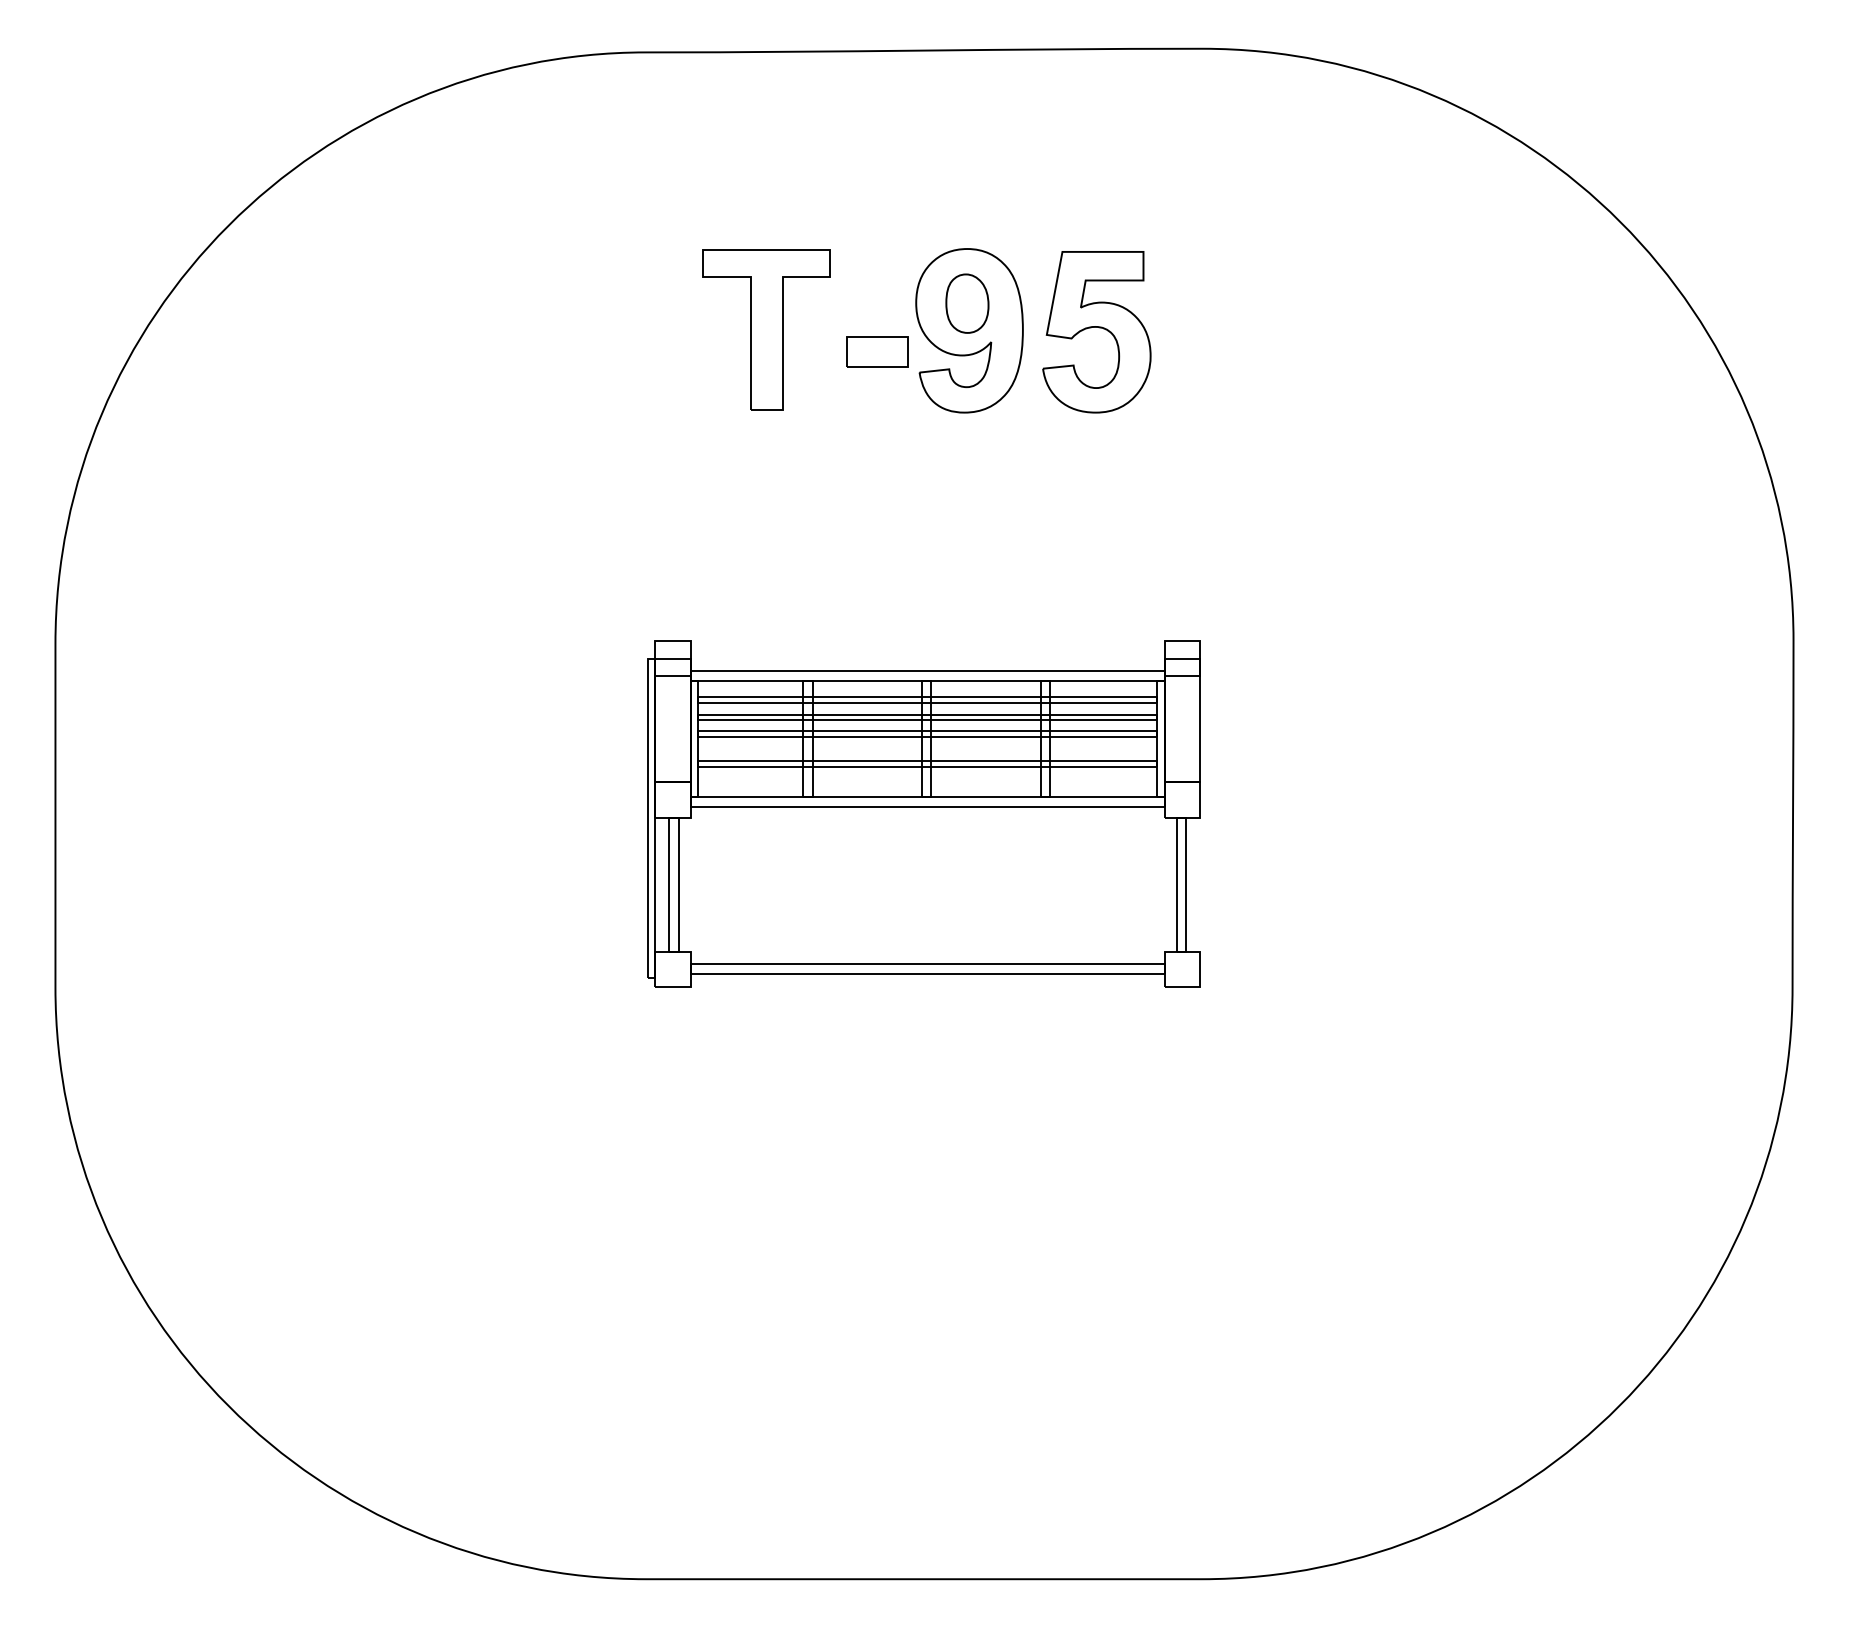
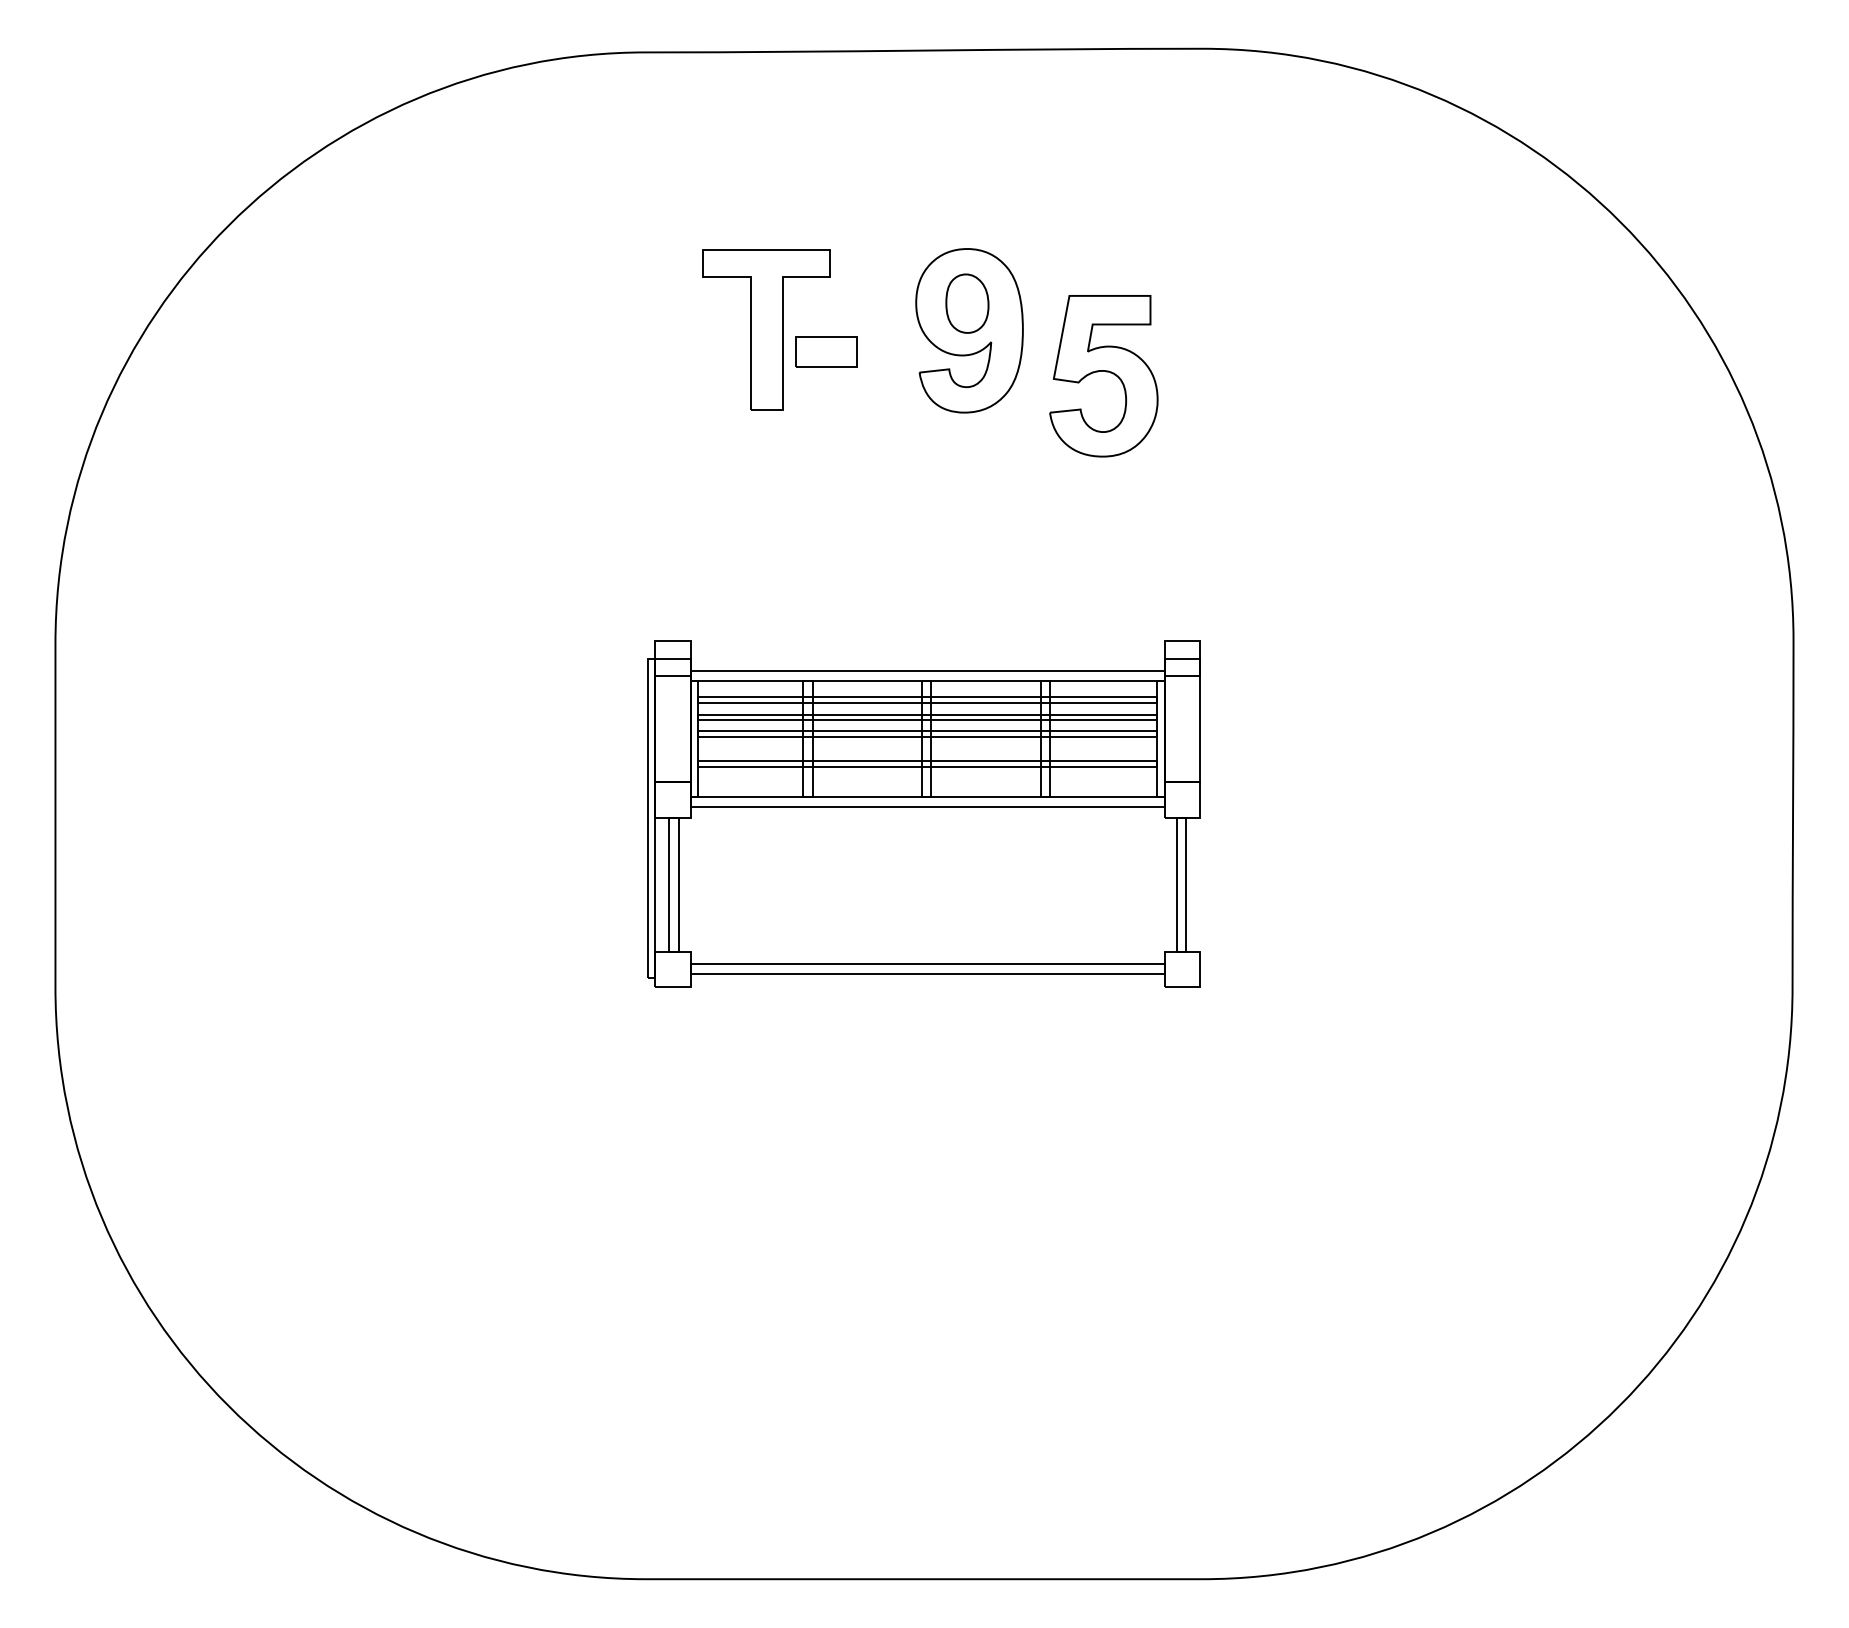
part position: (1096, 332) -> (1103, 376) (1103, 376)
part position: (877, 351) -> (826, 351) (826, 351)
